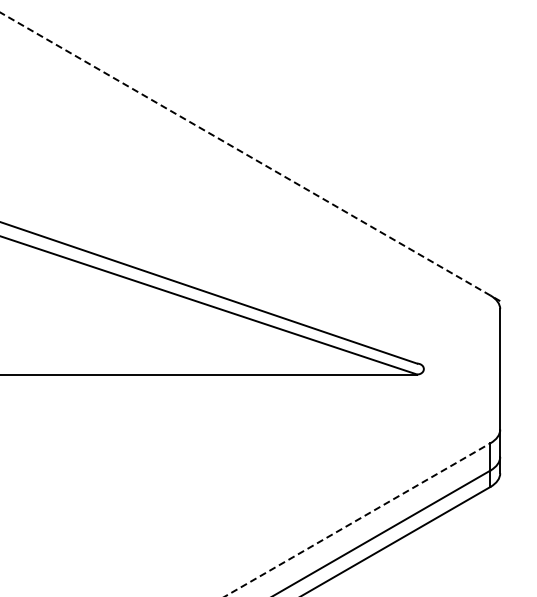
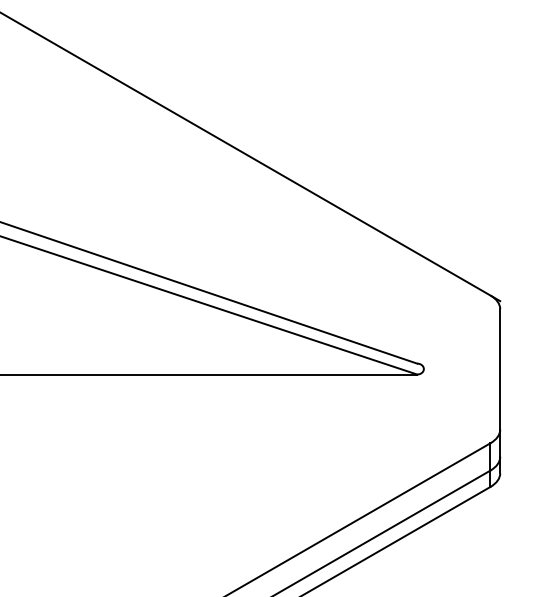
line: dashed -> solid (249, 156)
line: dashed -> solid (358, 519)
